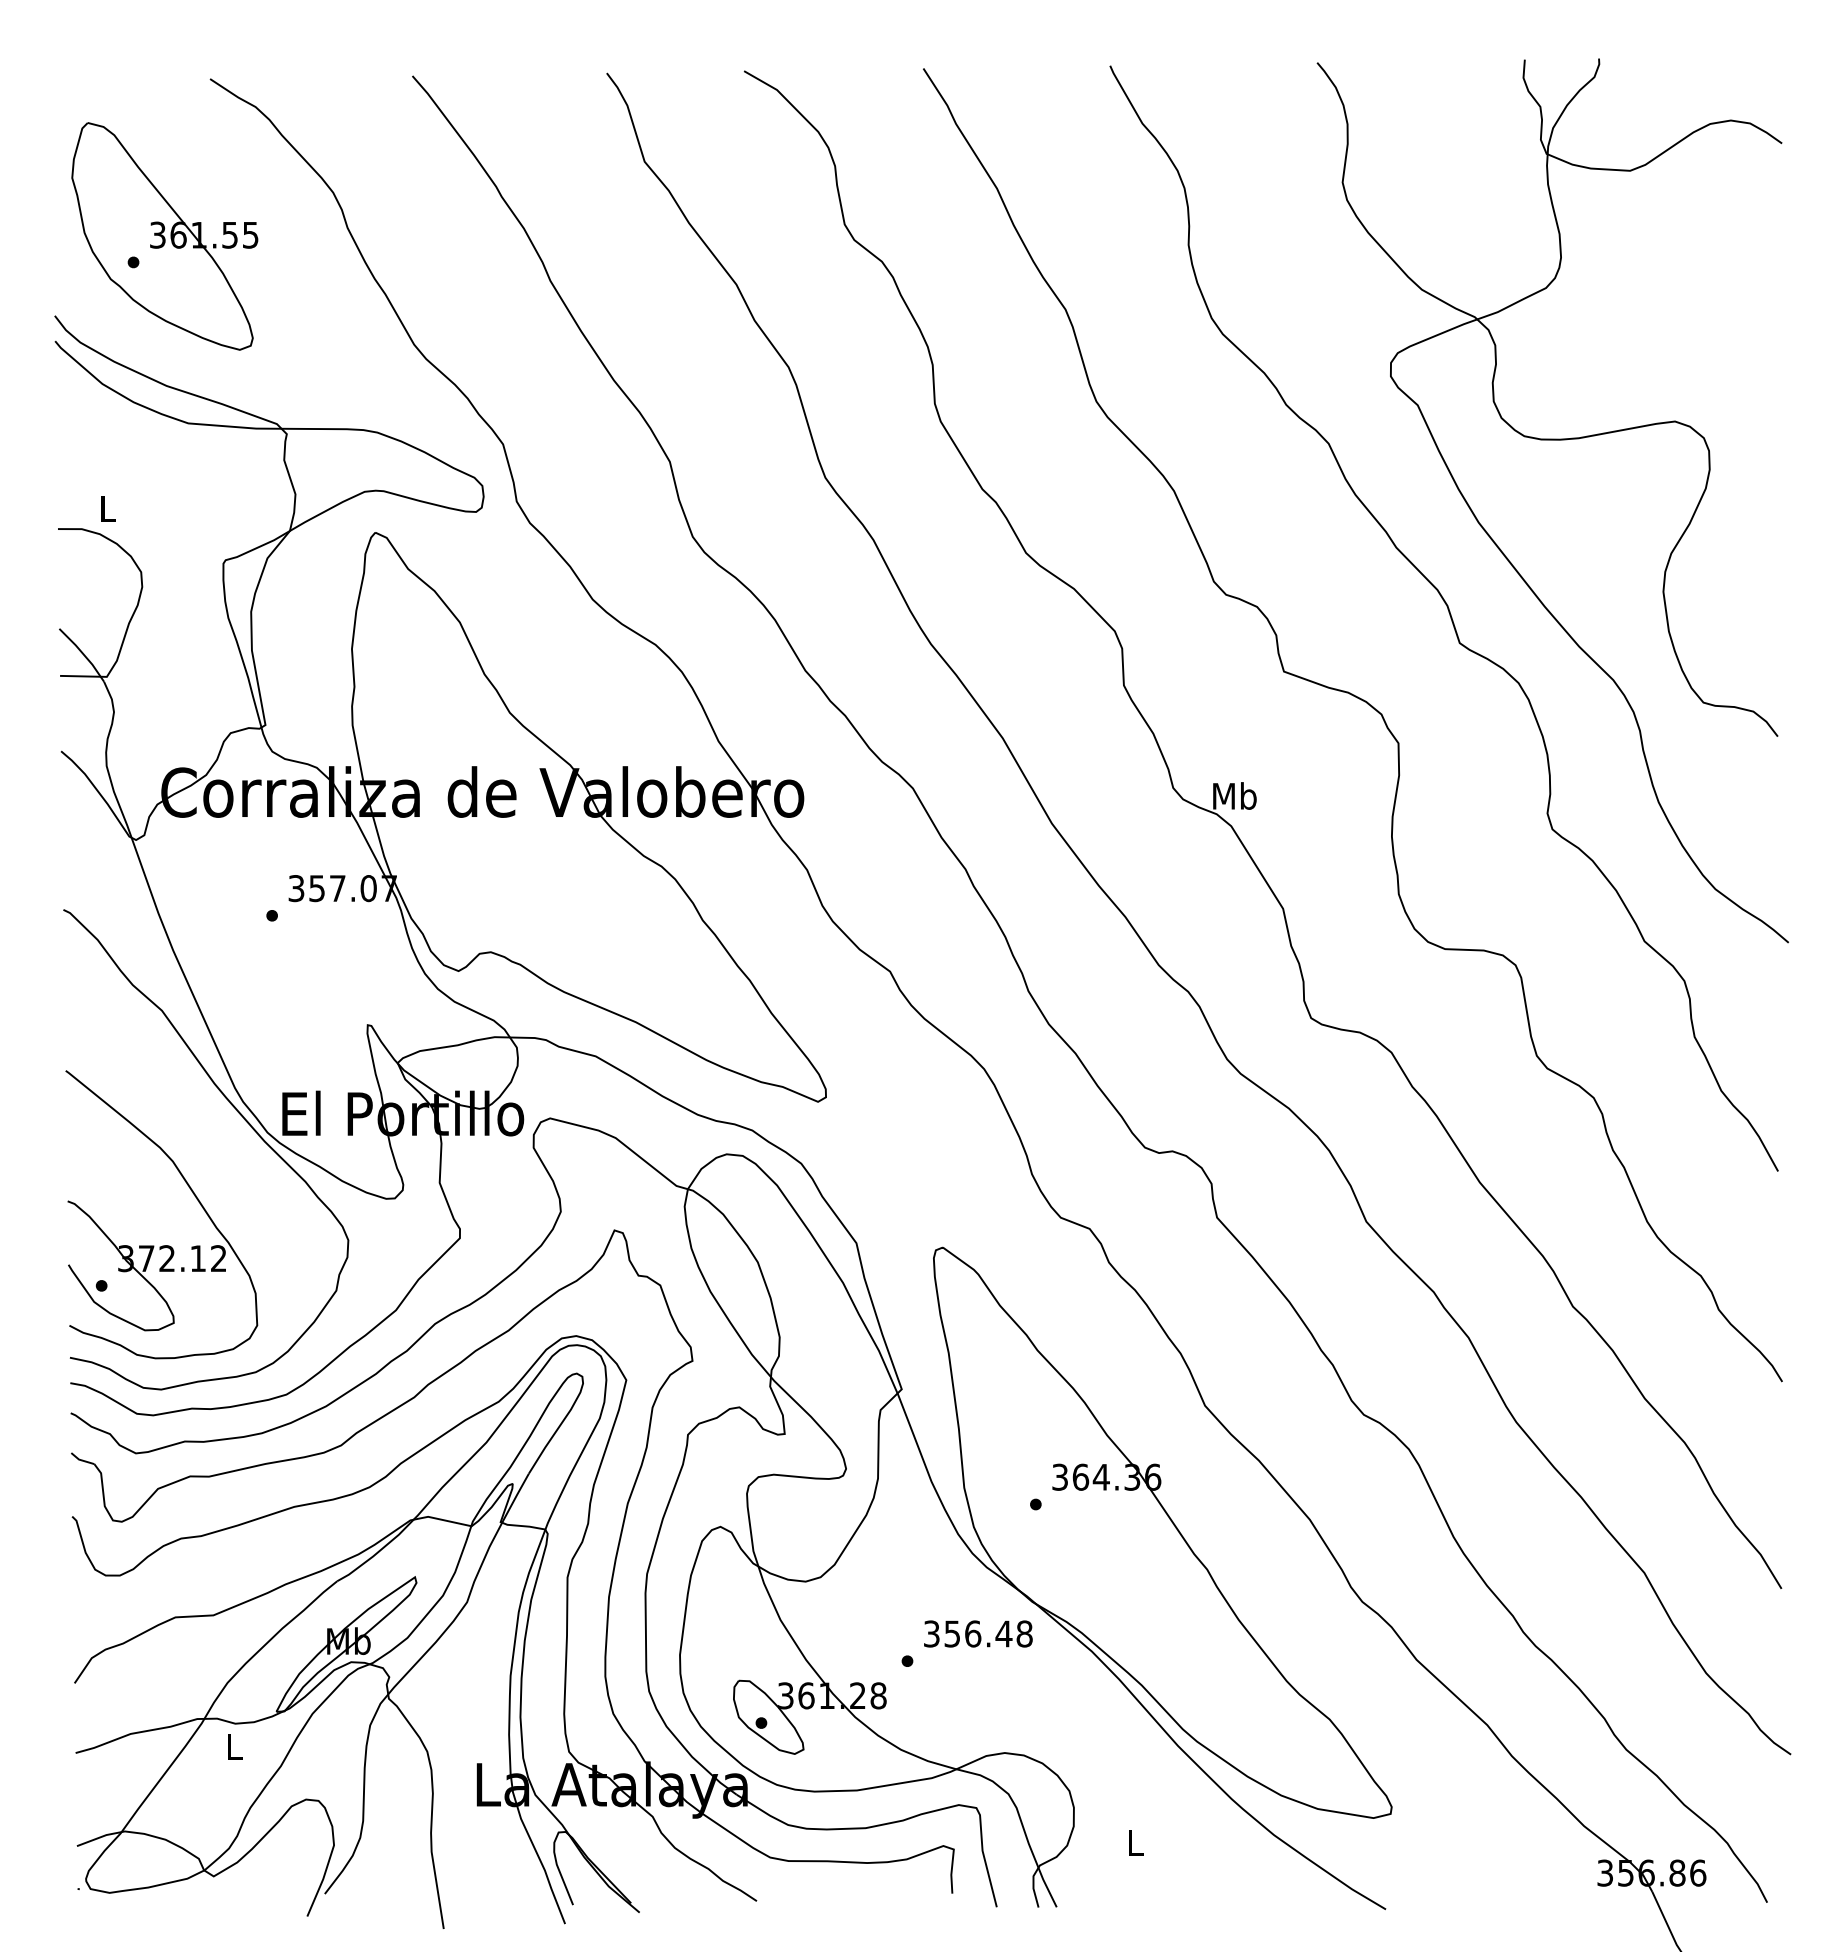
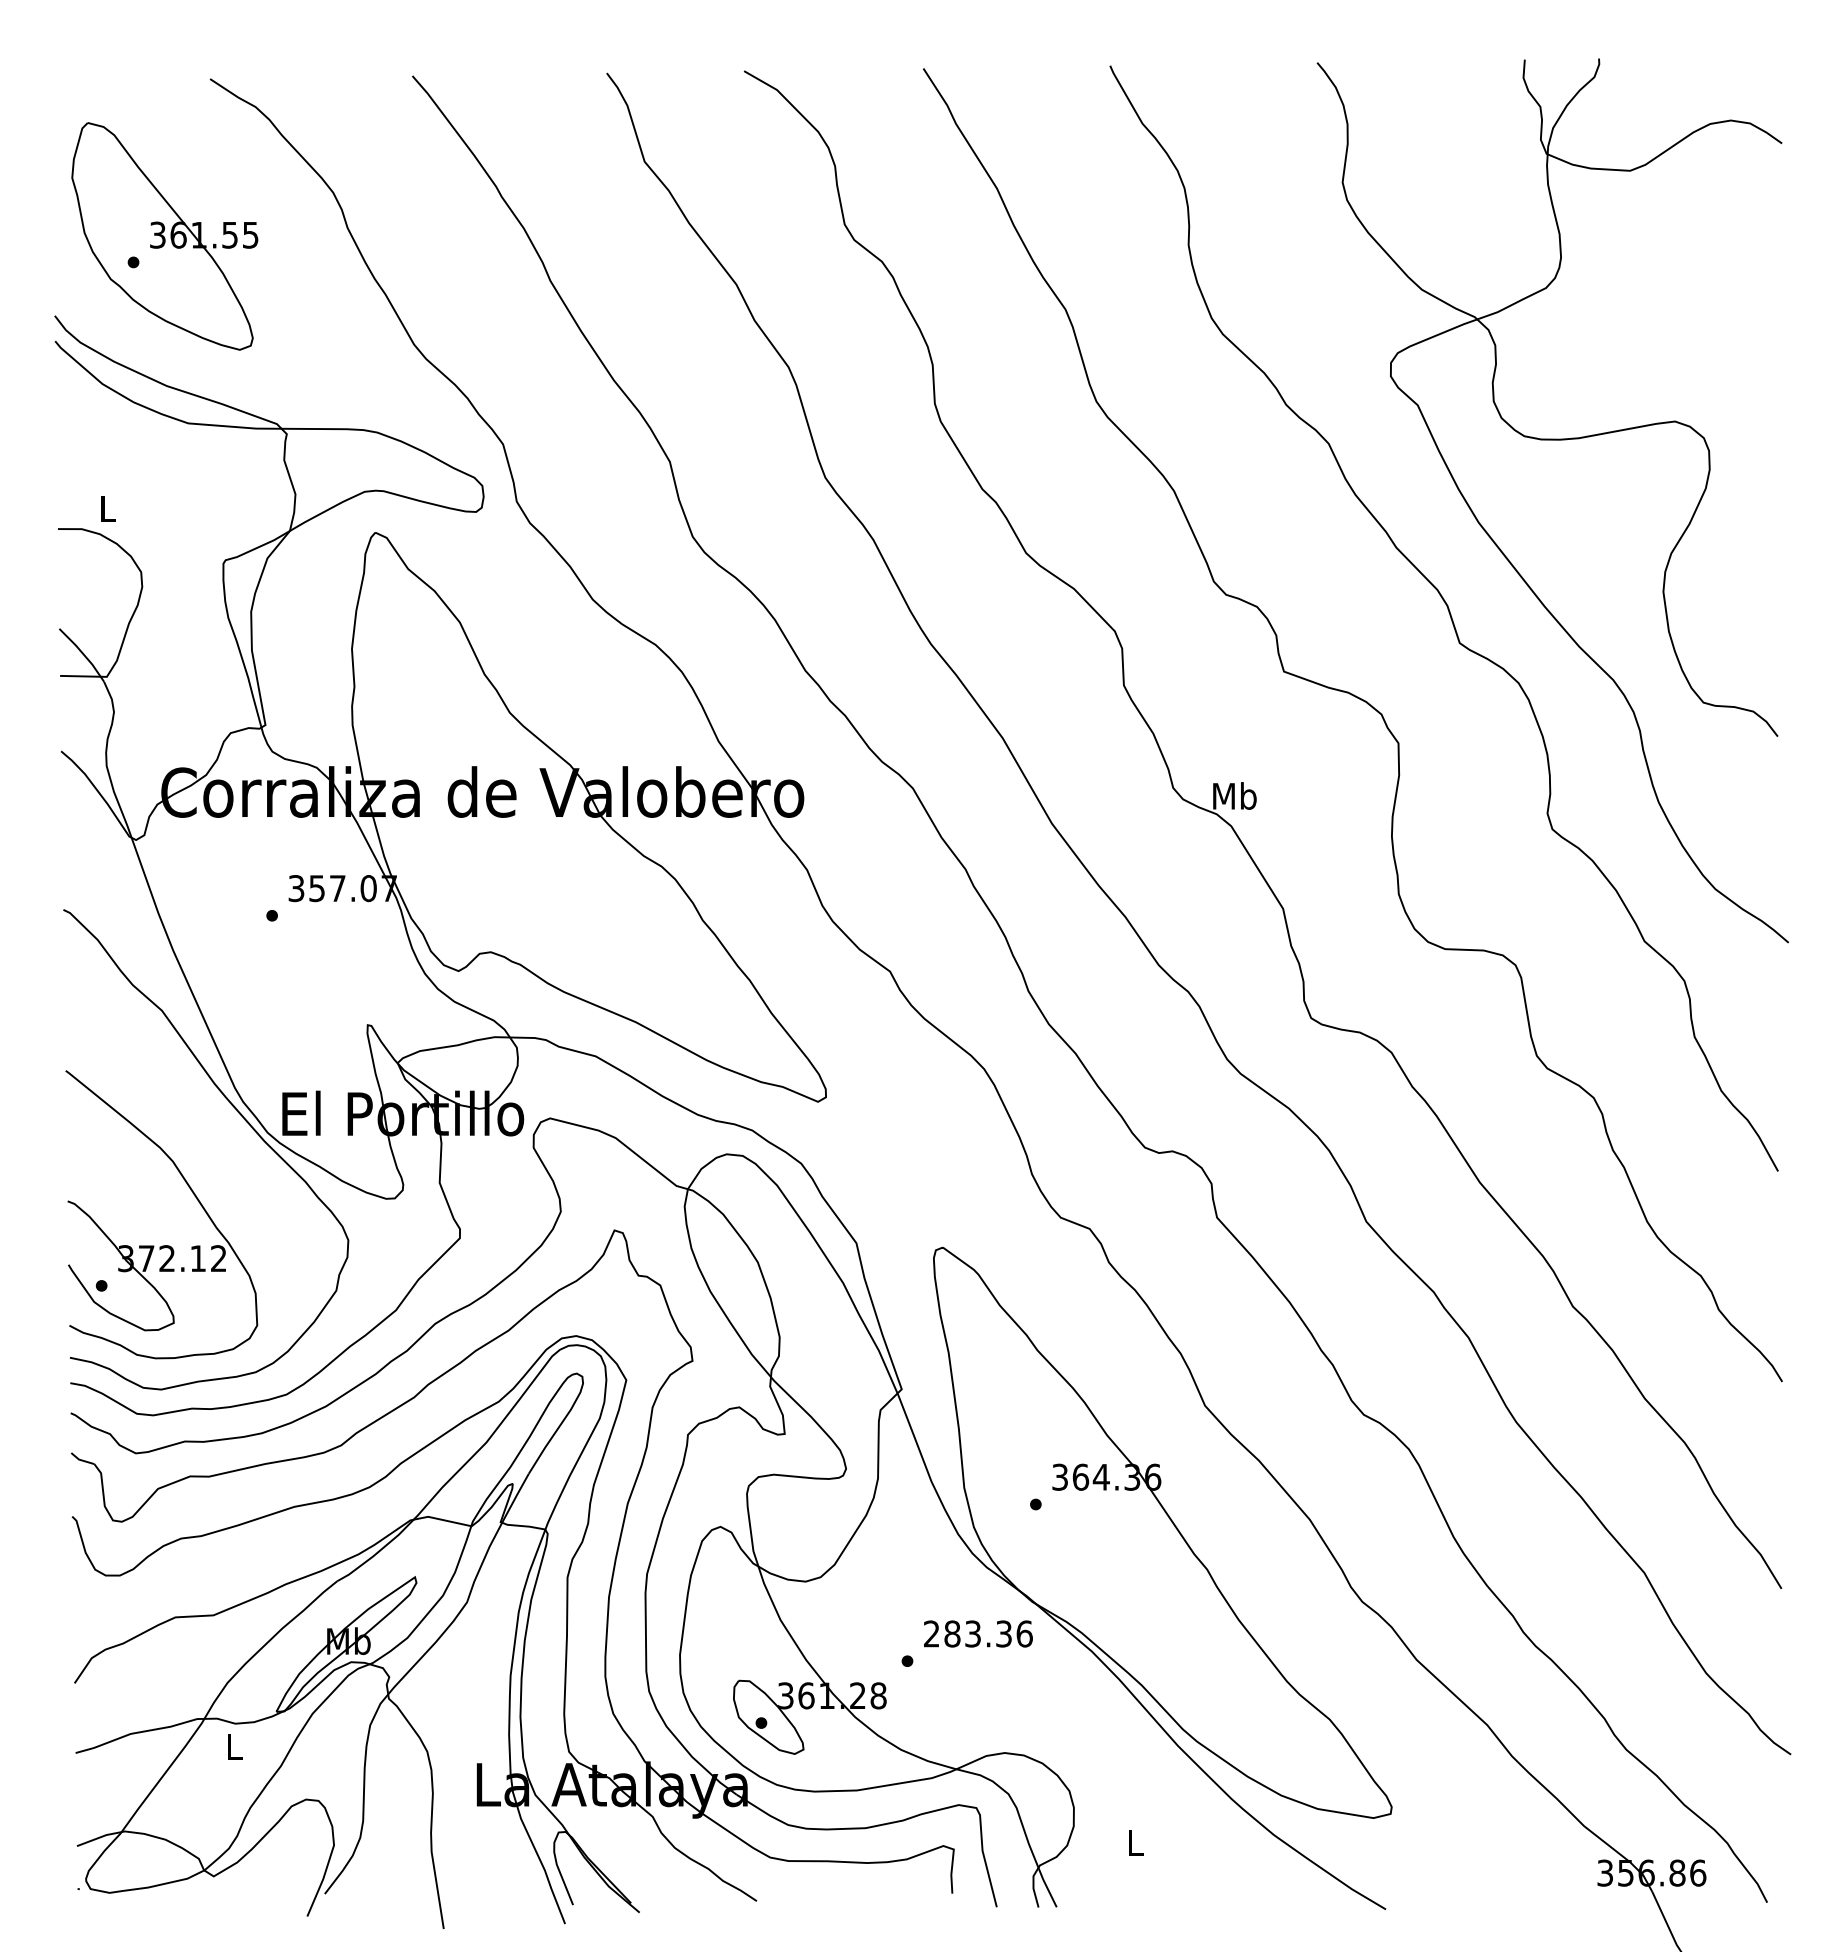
text: 356.48 -> 283.36 (978, 1633)
